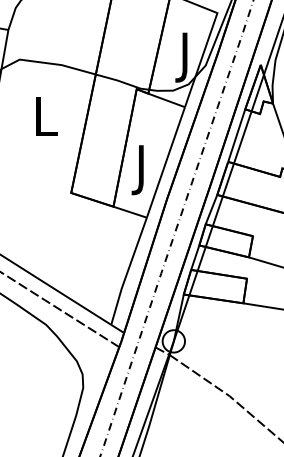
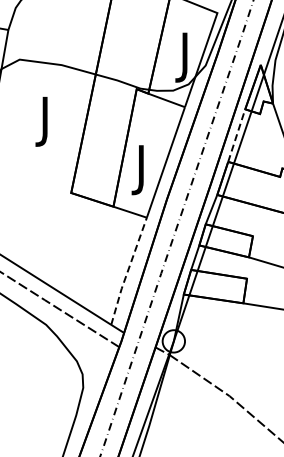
text: L -> J (46, 121)
line: solid -> dashed (236, 135)
line: solid -> dashed (127, 271)
